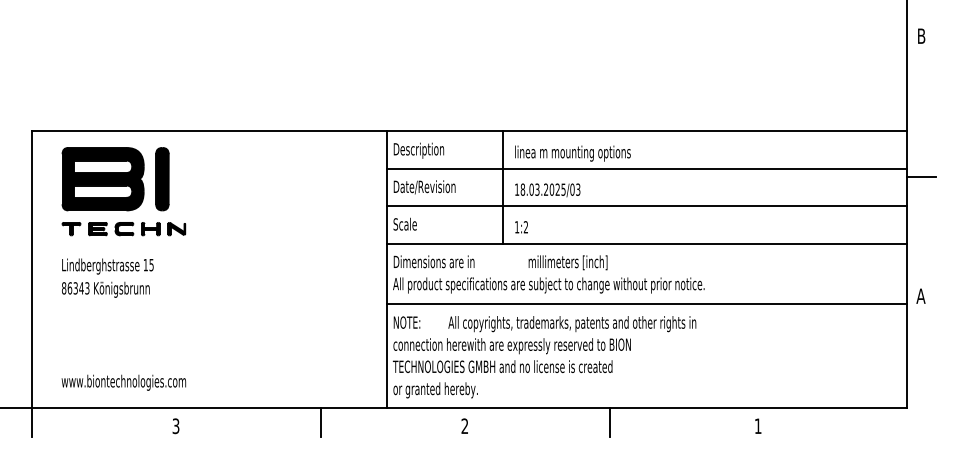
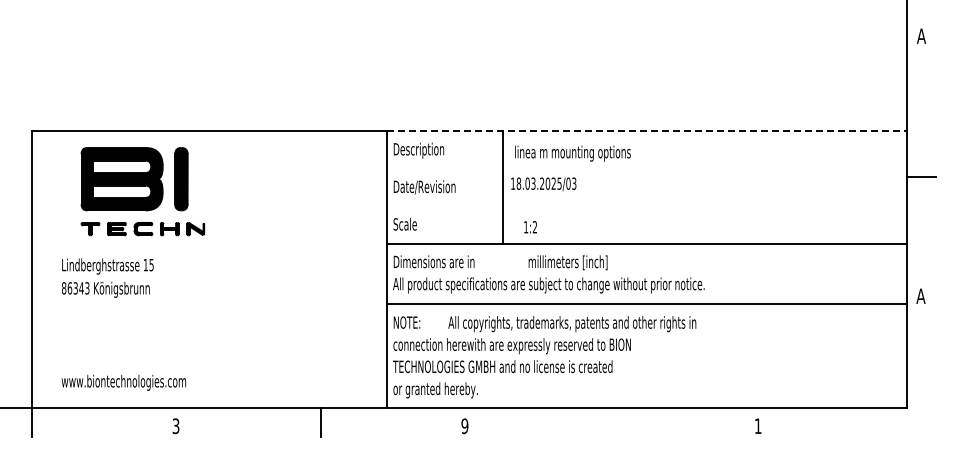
text: B -> A (921, 35)
line: solid -> dashed (647, 131)
line: present -> none (647, 168)
text position: (547, 190) -> (543, 184) (543, 184)
part position: (123, 191) -> (142, 191) (142, 191)
line: present -> none (647, 206)
text position: (521, 227) -> (530, 227) (530, 227)
line: present -> none (609, 422)
text: 2 -> 9 (464, 426)
